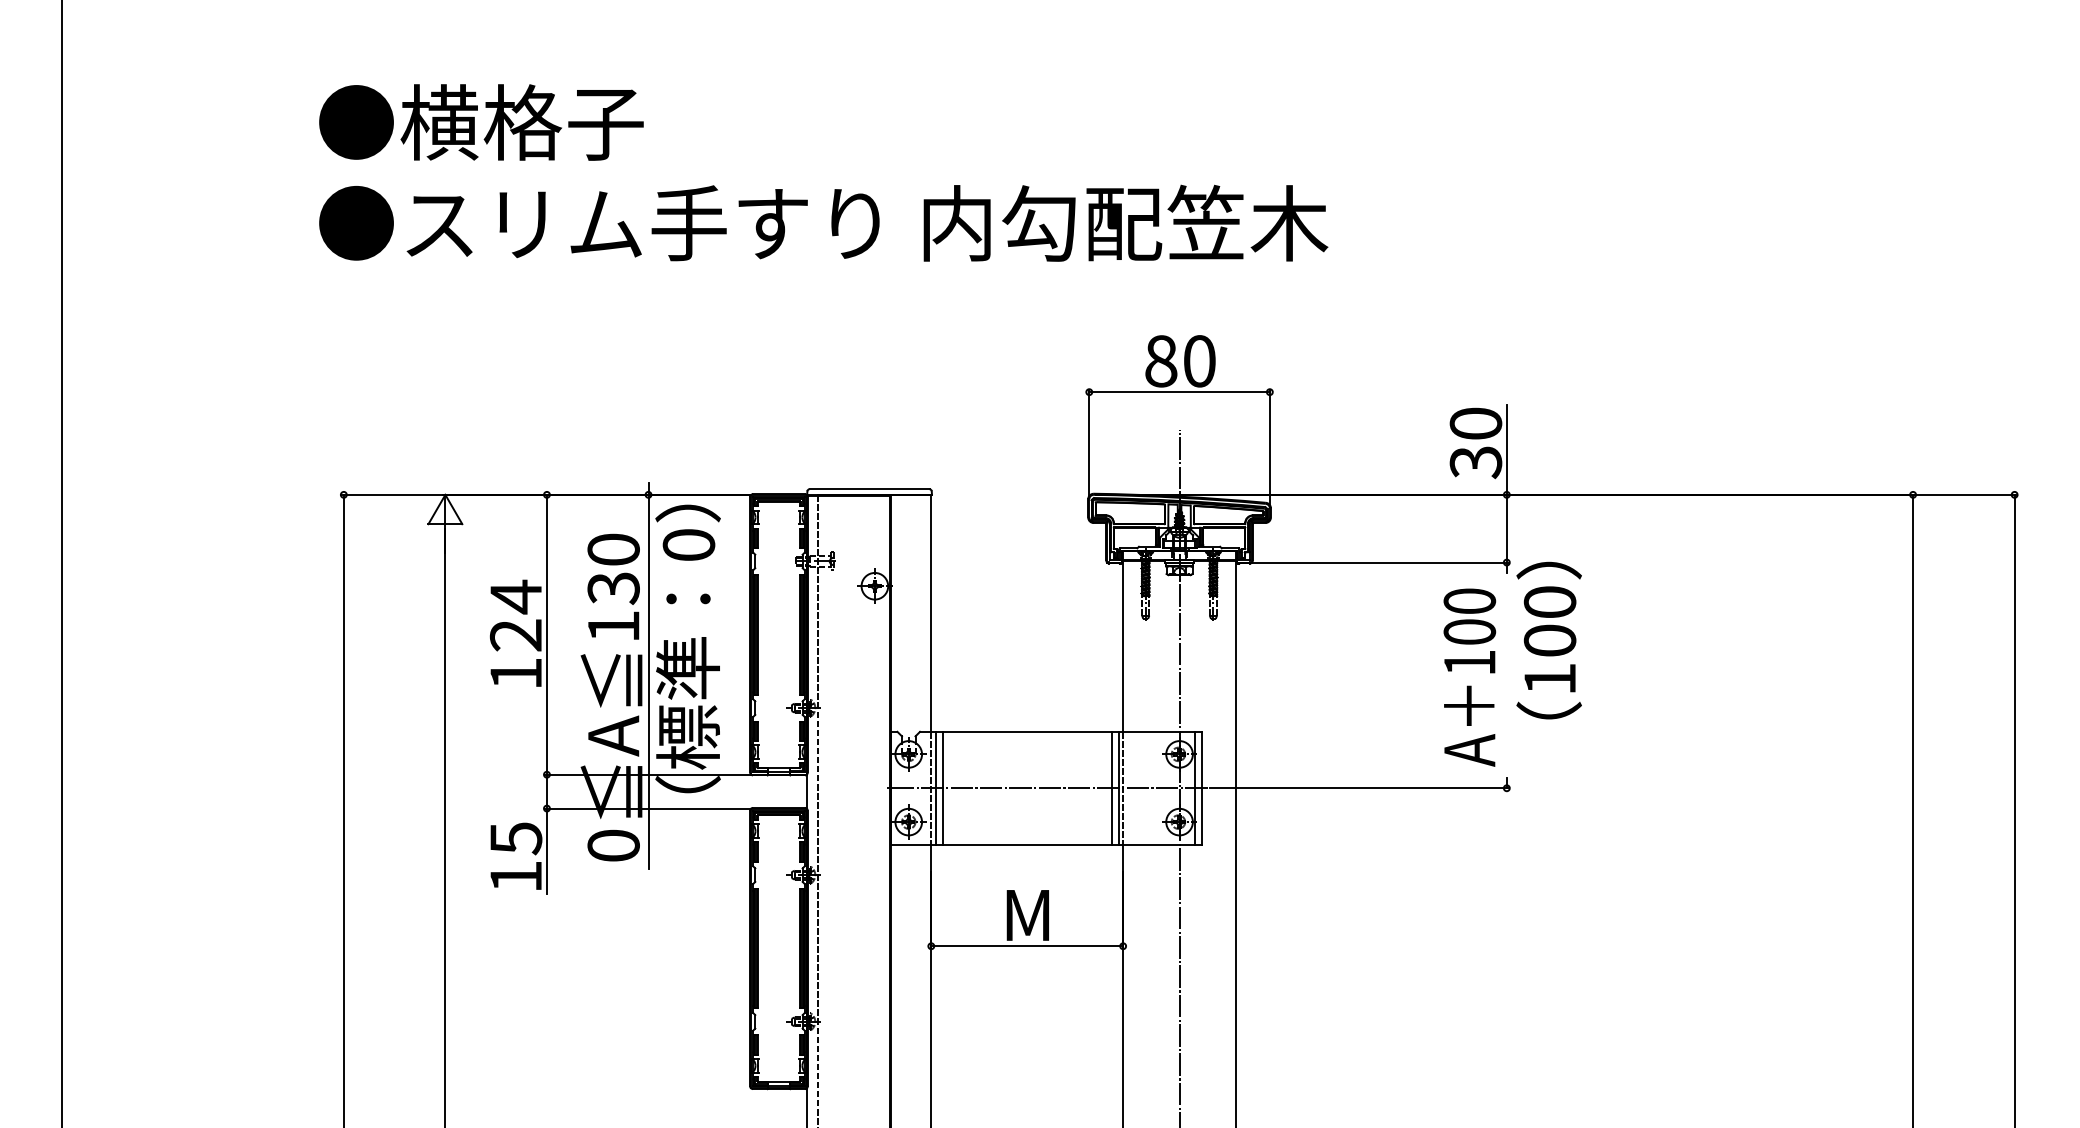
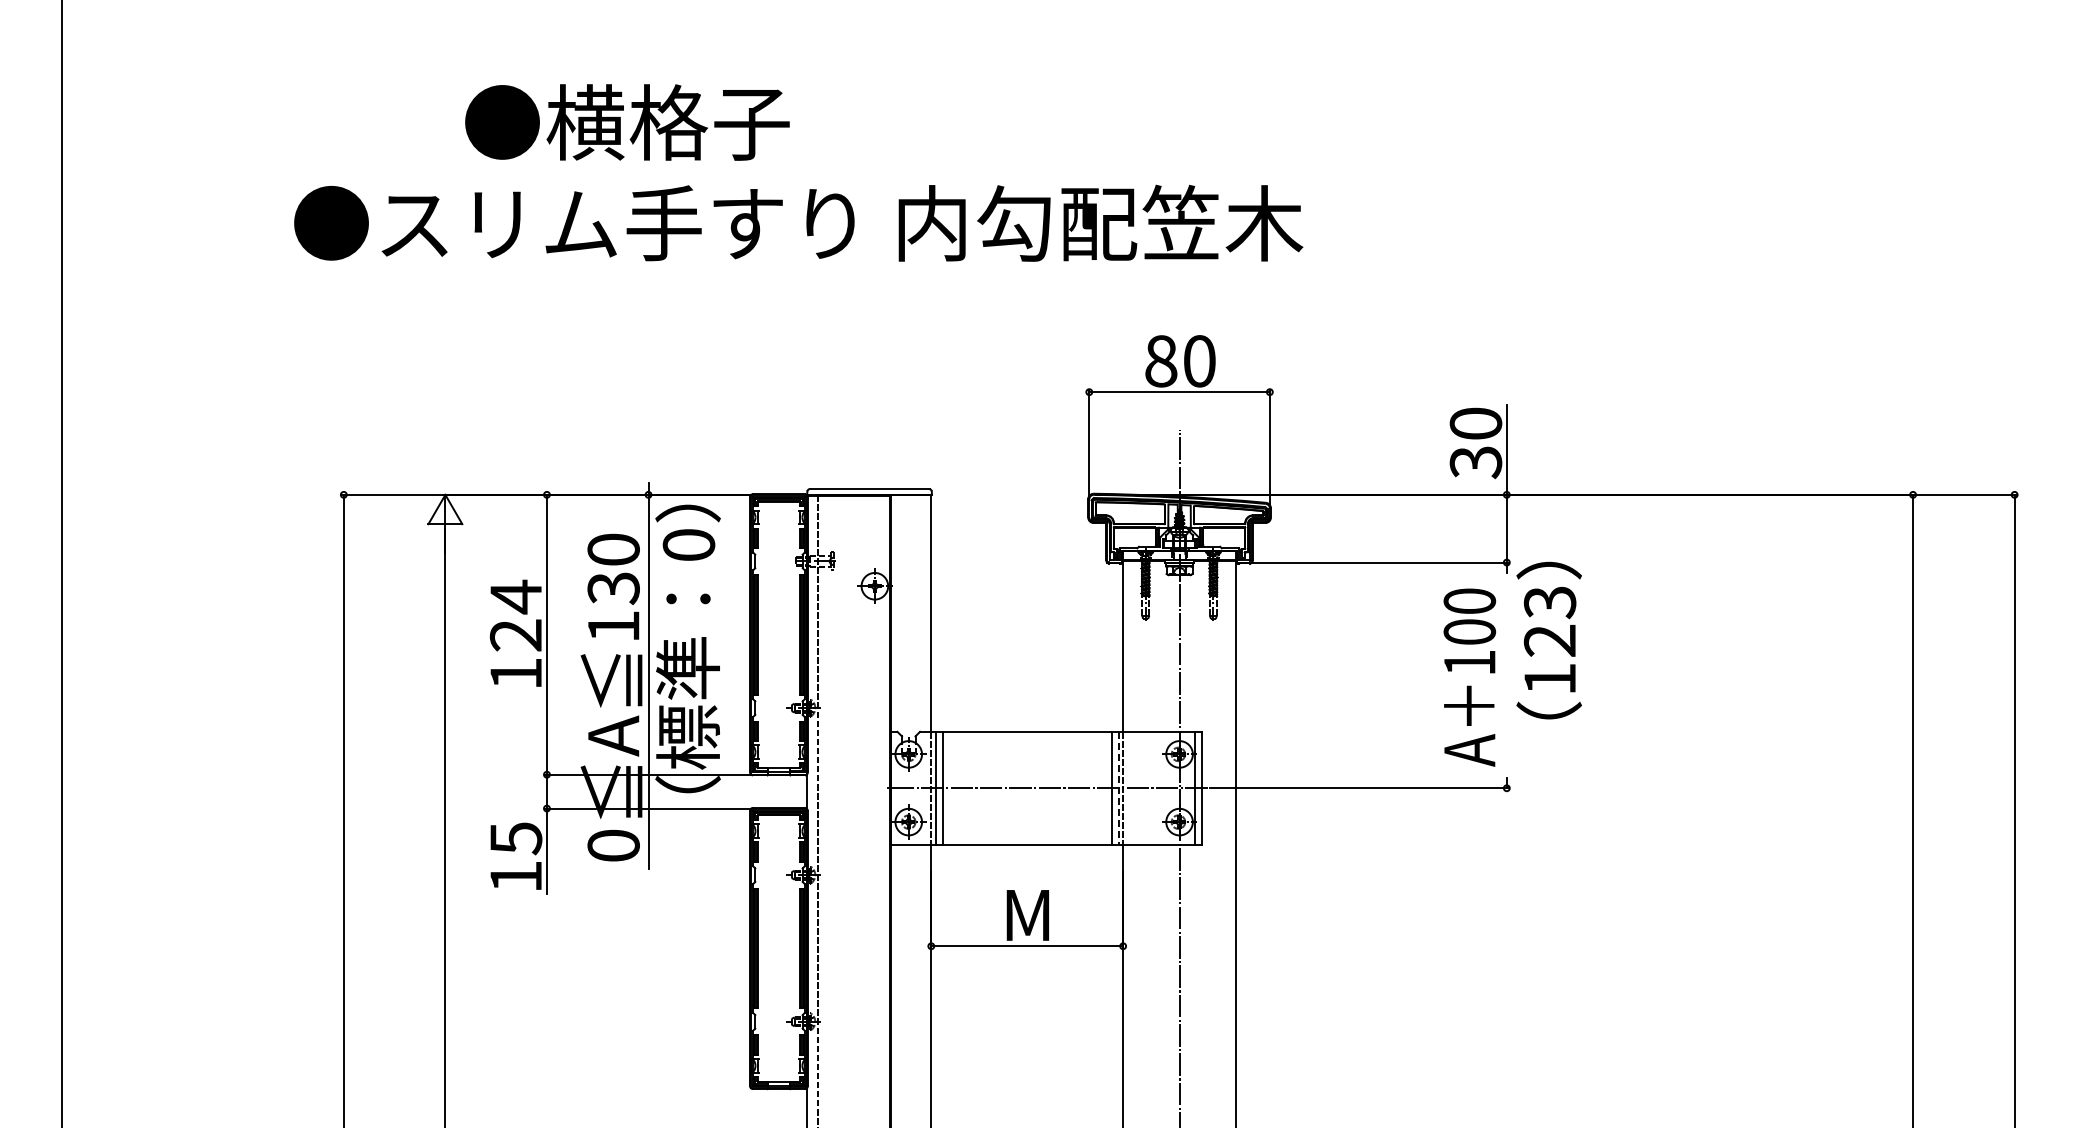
text position: (481, 122) -> (627, 122) (627, 122)
text position: (823, 222) -> (798, 222) (798, 222)
text: 100 -> 123 (1549, 621)
line: solid -> dashed (1118, 788)
